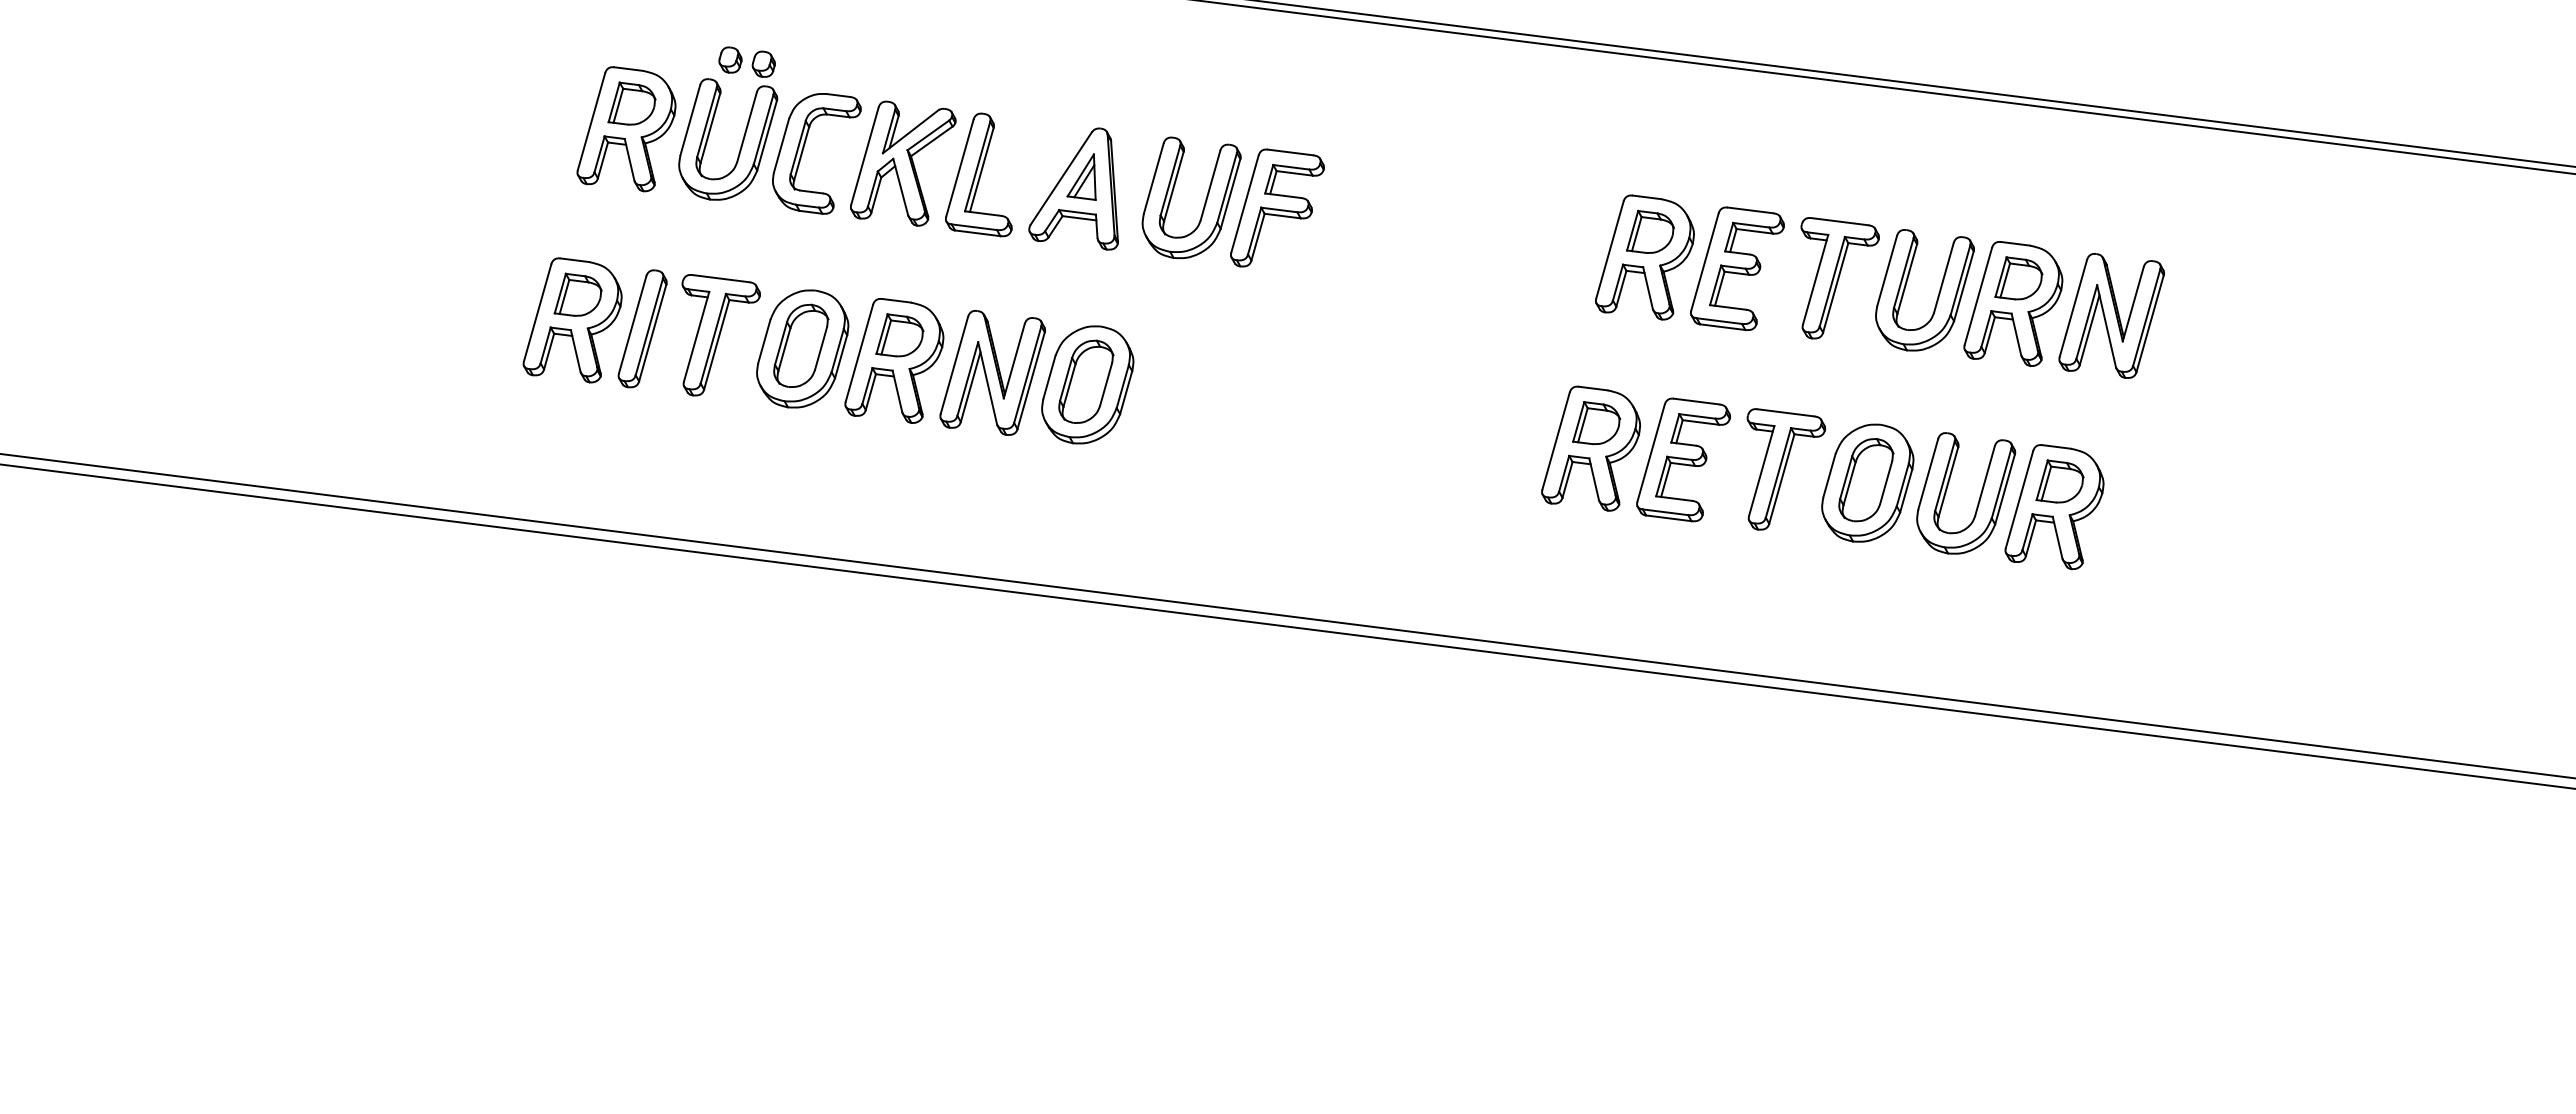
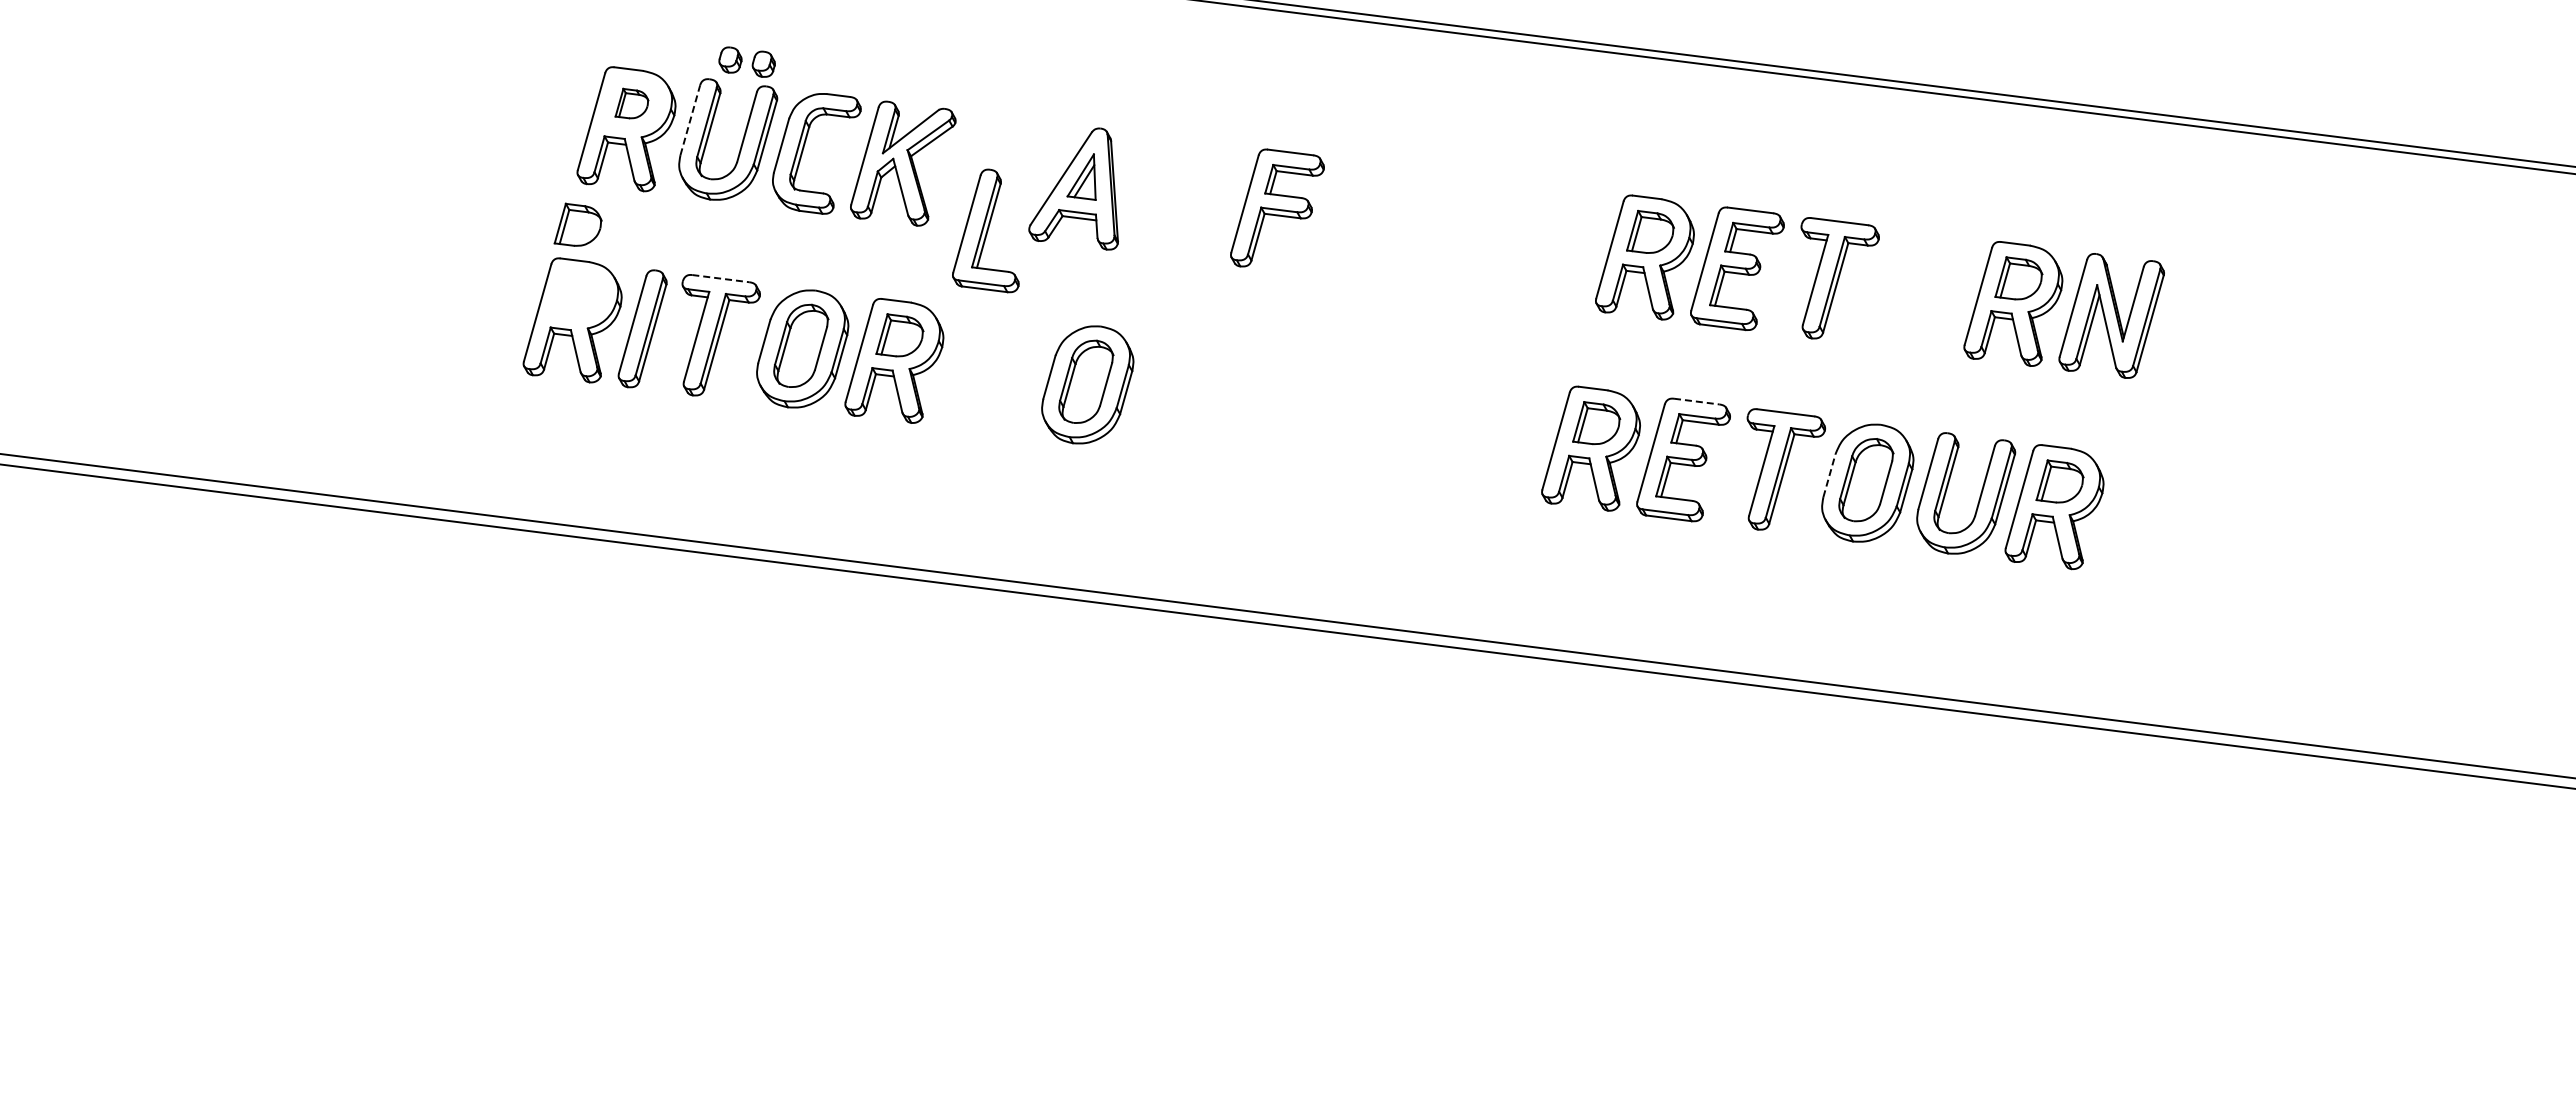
part size: 50x45 px -> 36x33 px (631, 103)
line: solid -> dashed (690, 119)
part position: (978, 174) -> (985, 230) (985, 230)
part: present -> none (1204, 202)
line: solid -> dashed (720, 278)
part: present -> none (1938, 292)
part position: (577, 294) -> (577, 224) (577, 224)
part: present -> none (992, 372)
line: solid -> dashed (1696, 401)
line: solid -> dashed (1829, 475)
